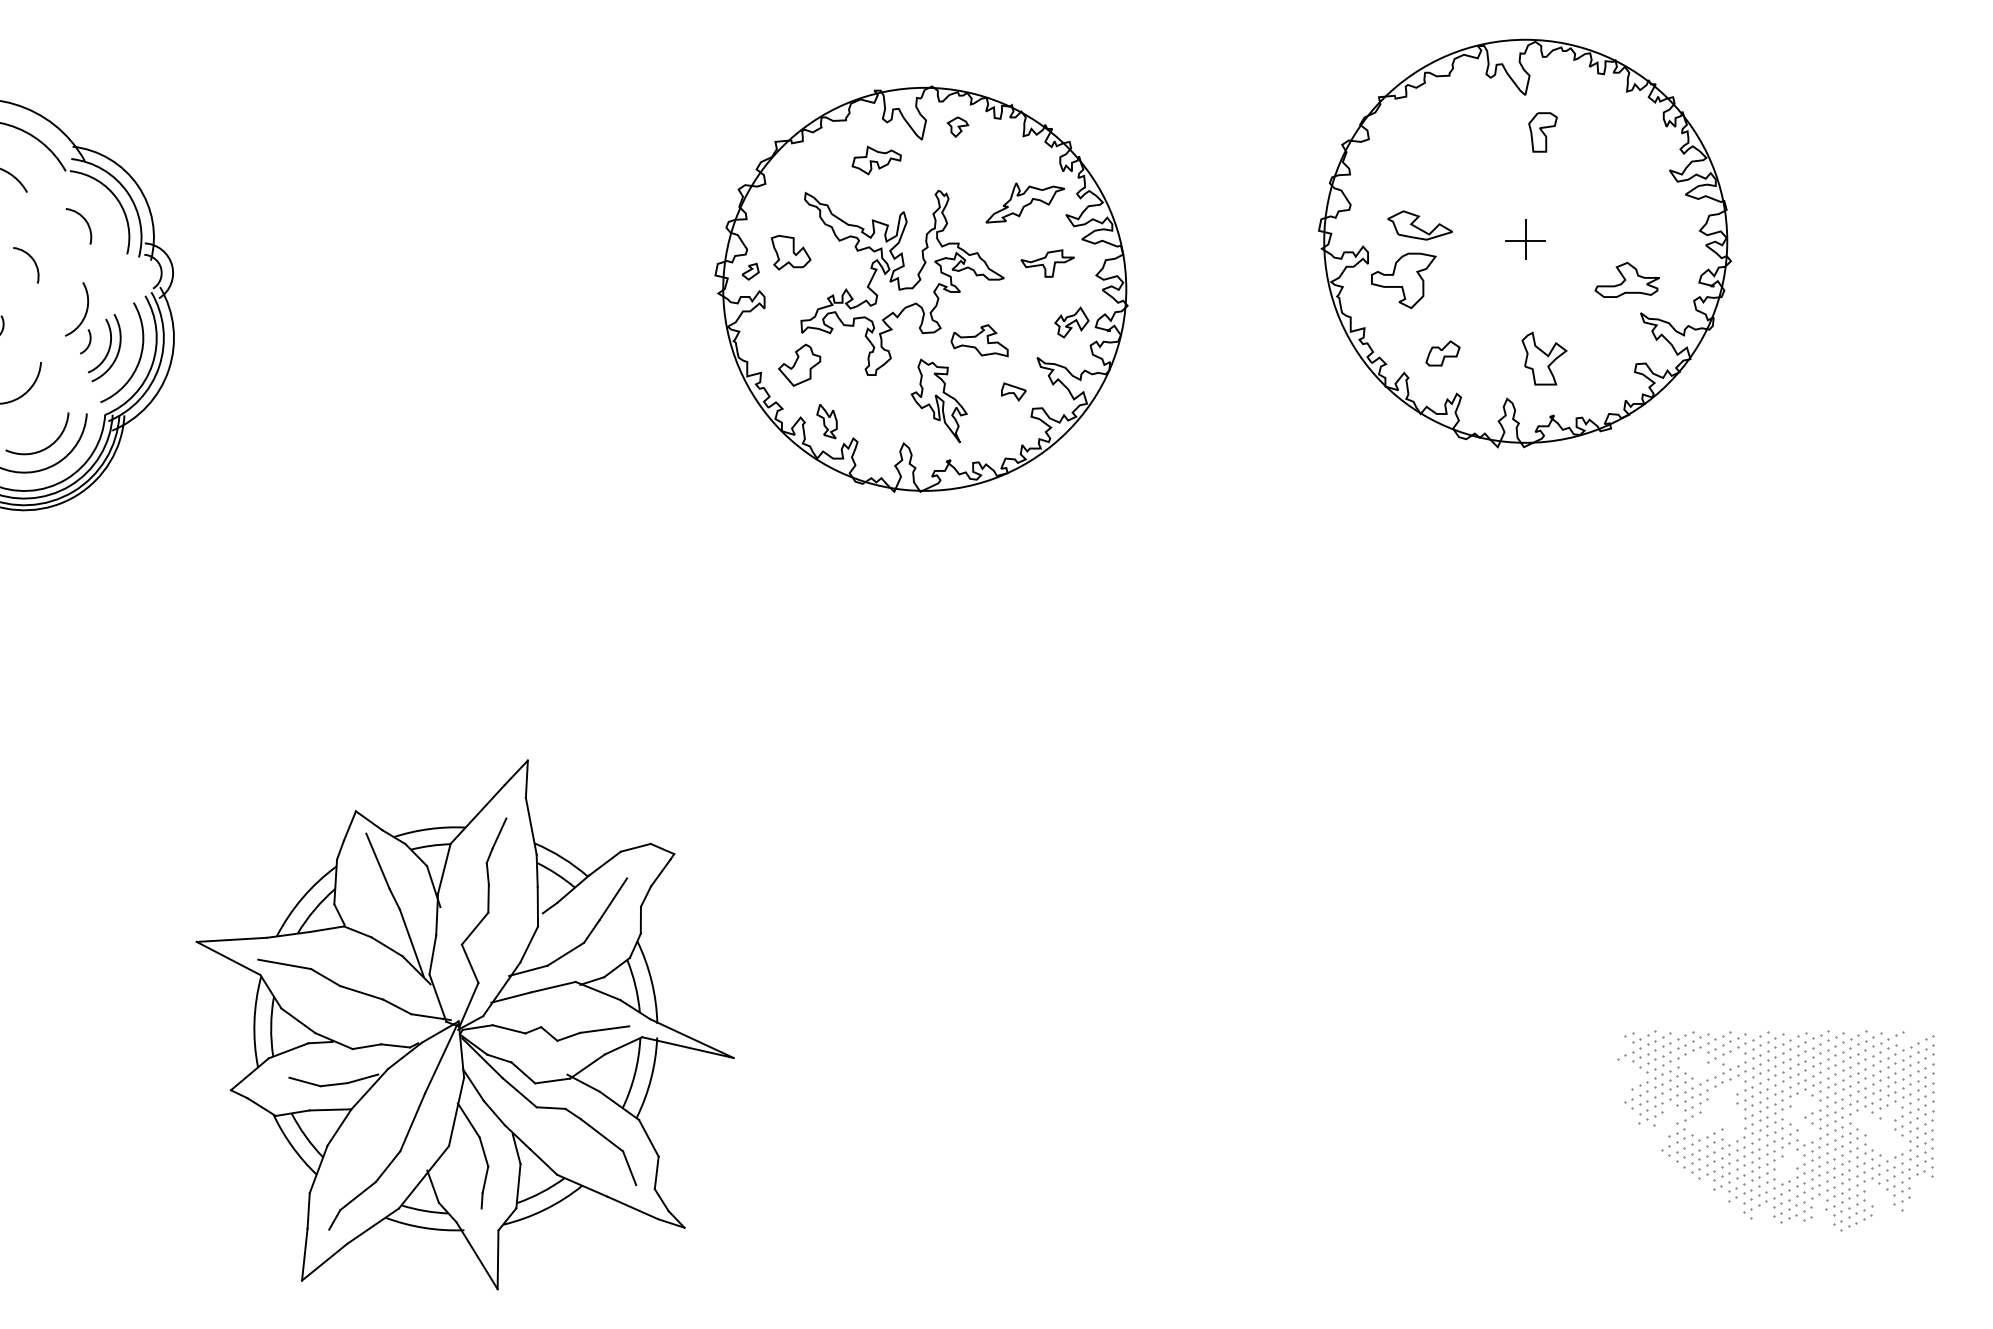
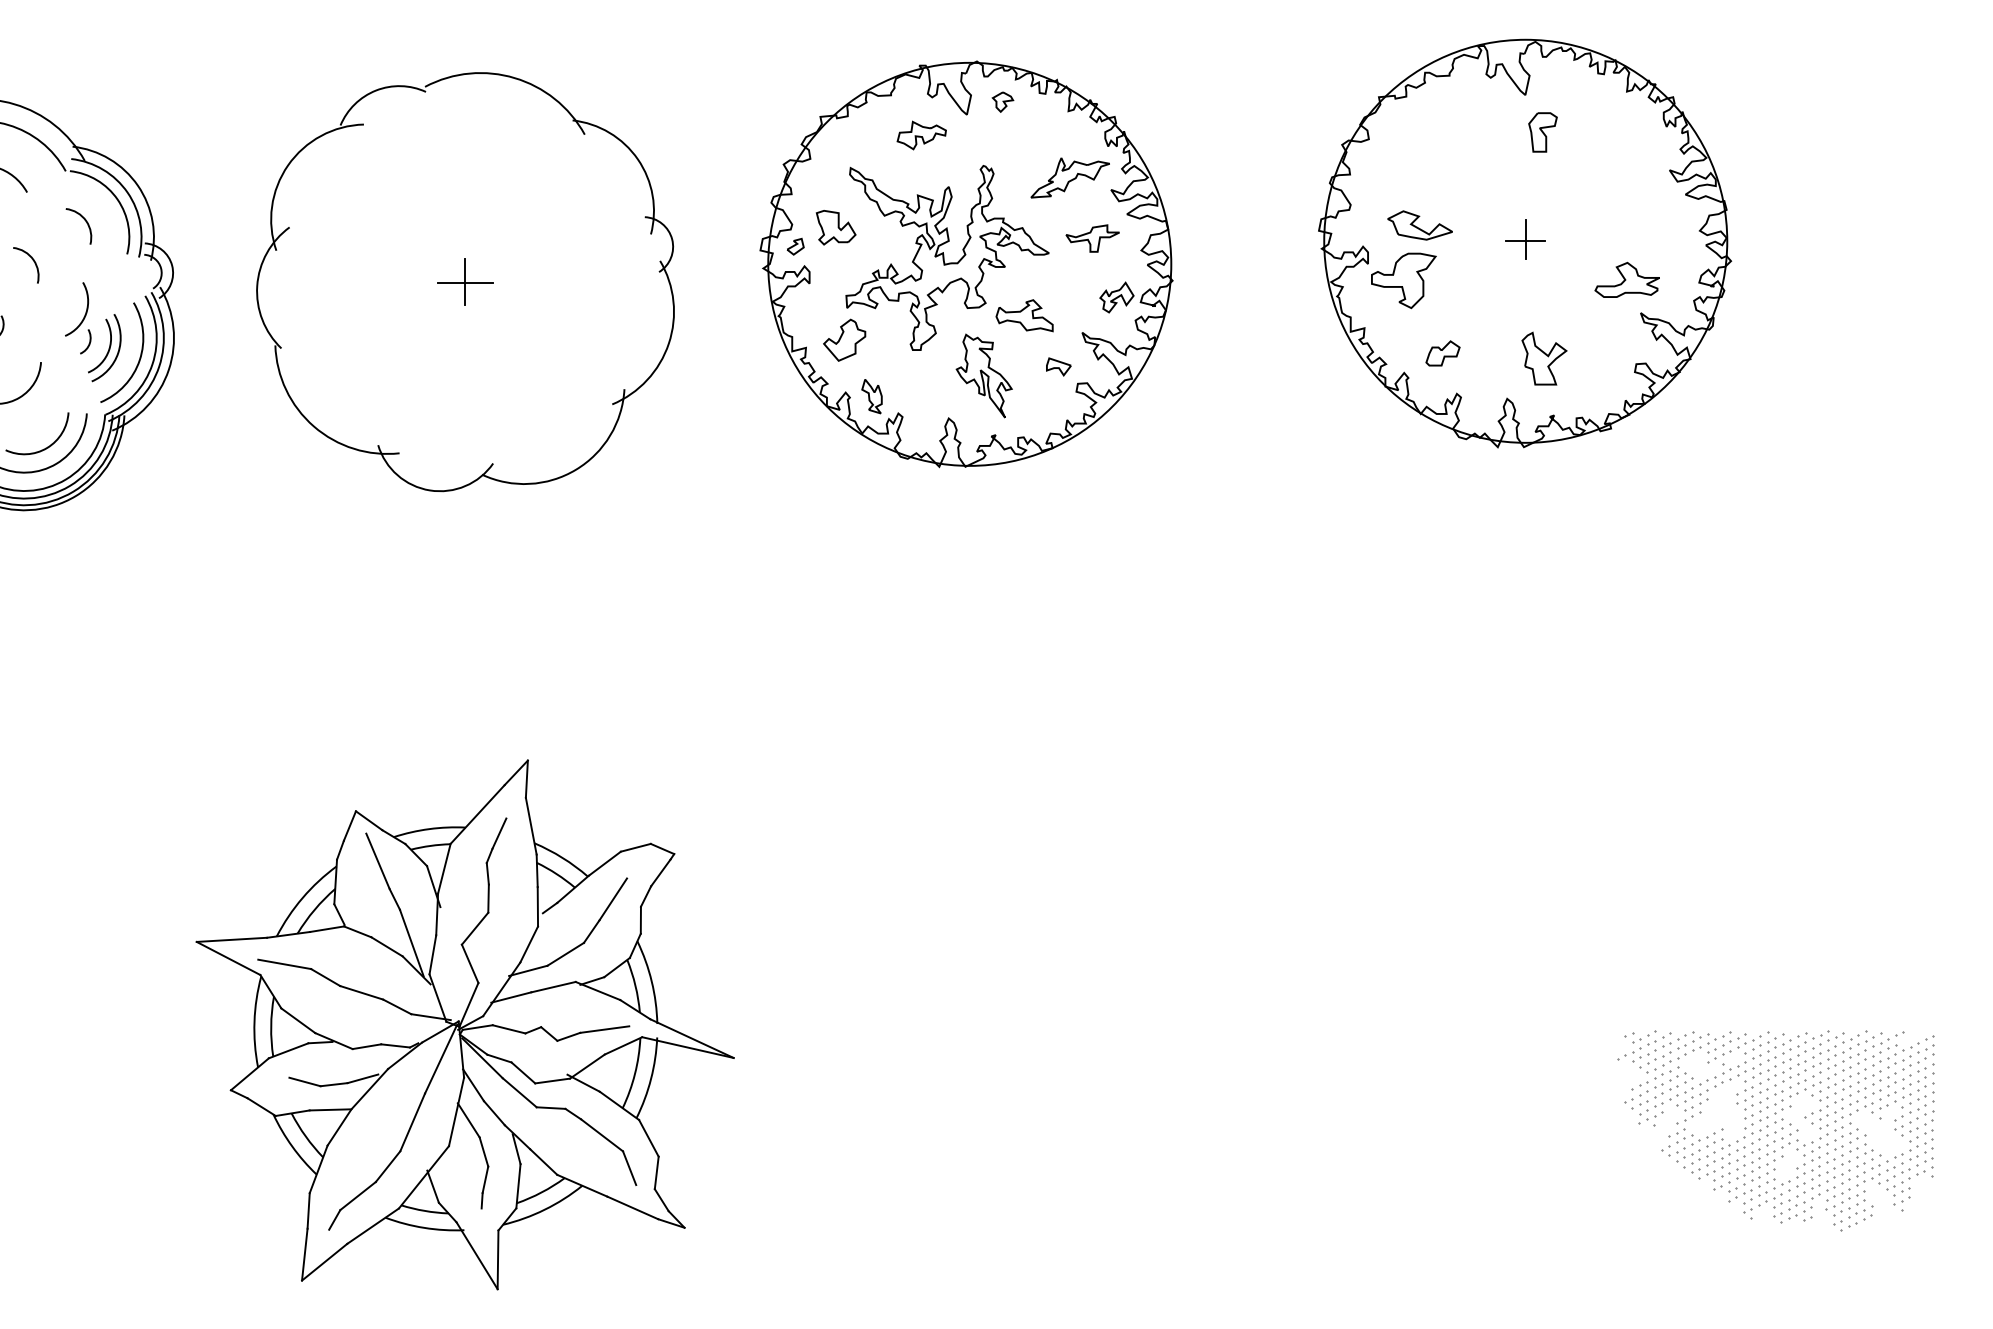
part: none -> present (465, 282)
part position: (921, 289) -> (966, 264) (966, 264)
